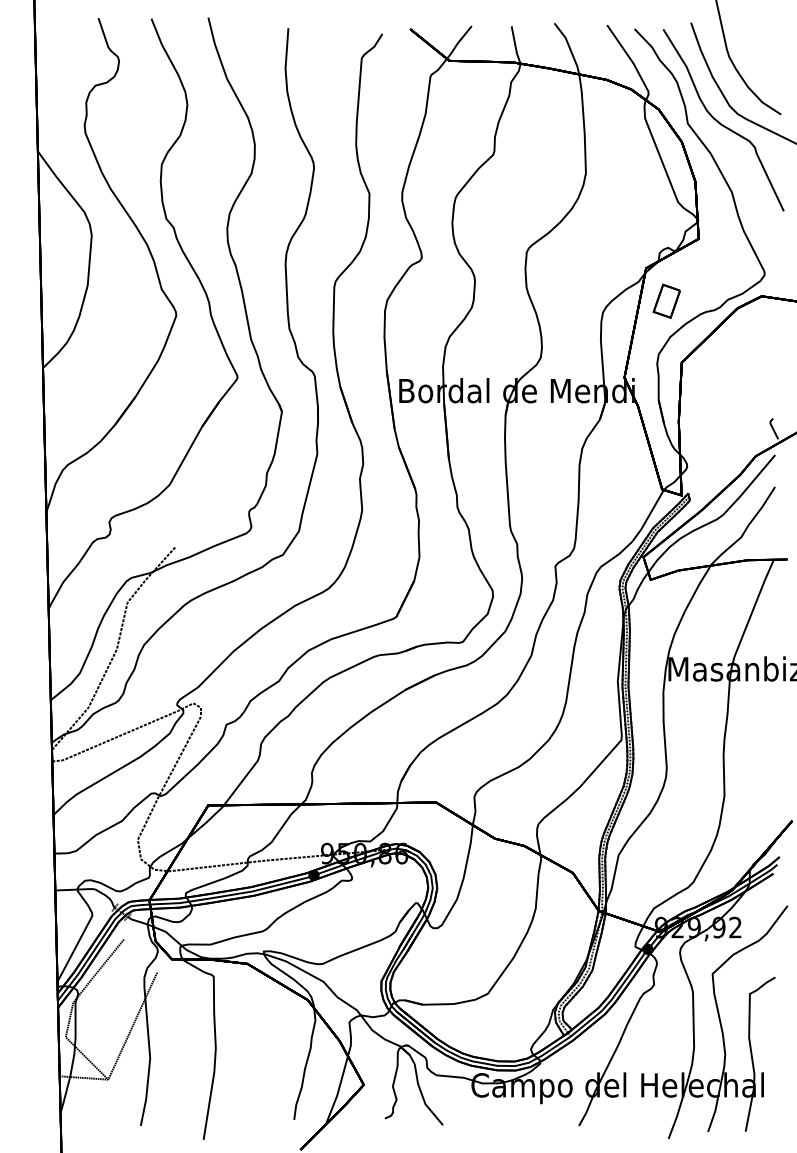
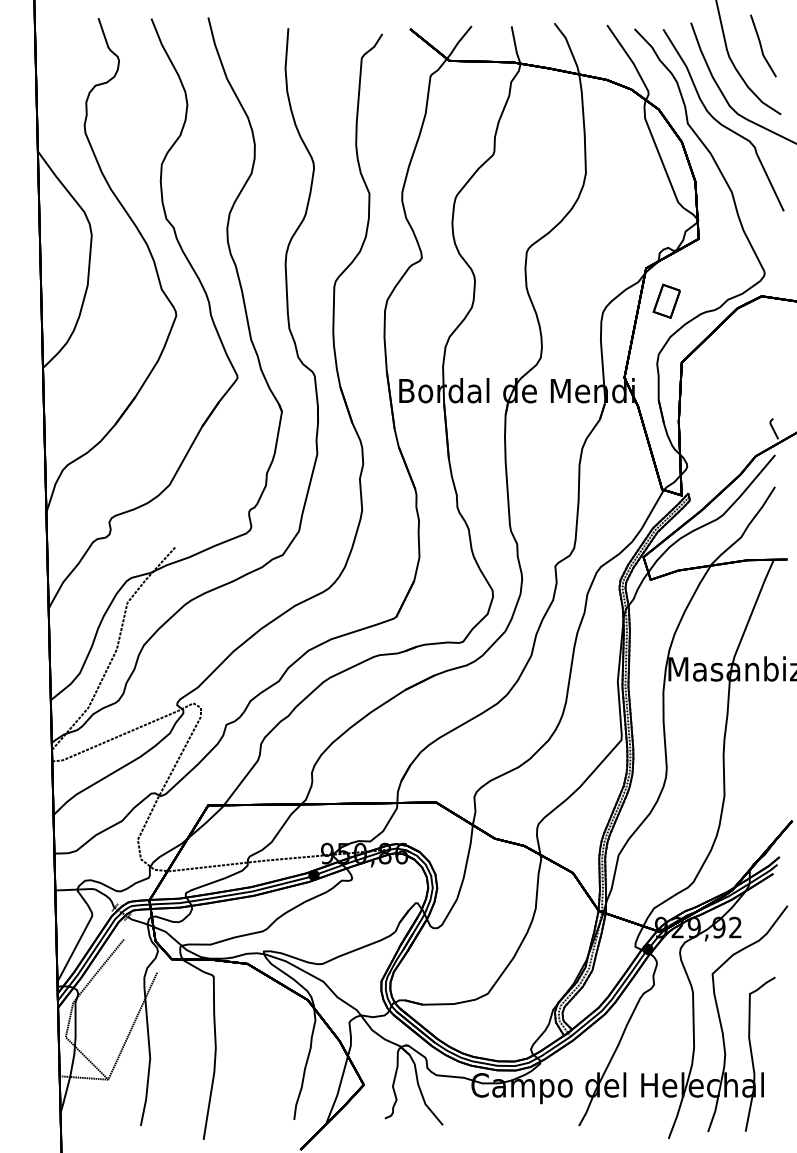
part: none -> present (763, 45)
